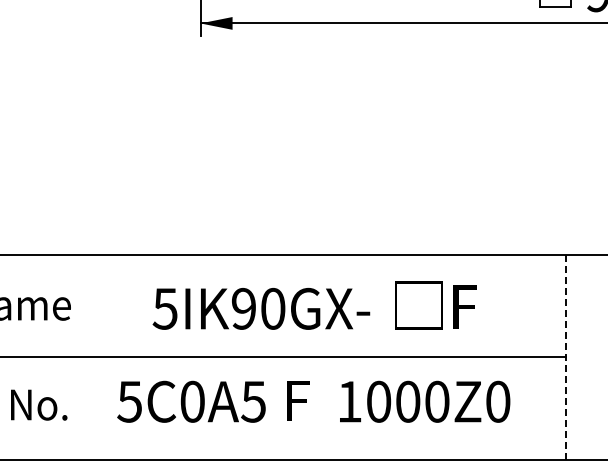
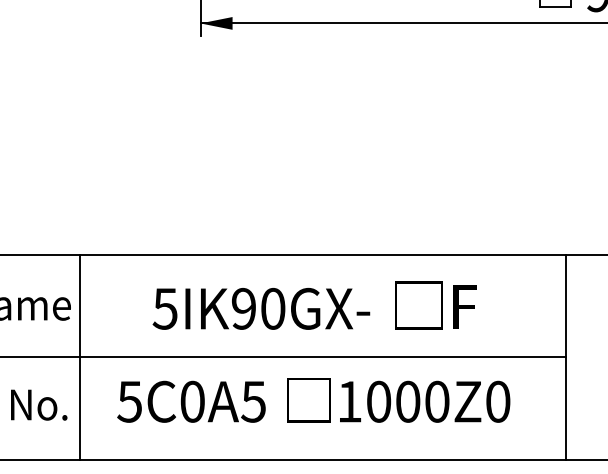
line: none -> present (79, 356)
line: dashed -> solid (566, 356)
text: F -> □ (308, 400)
